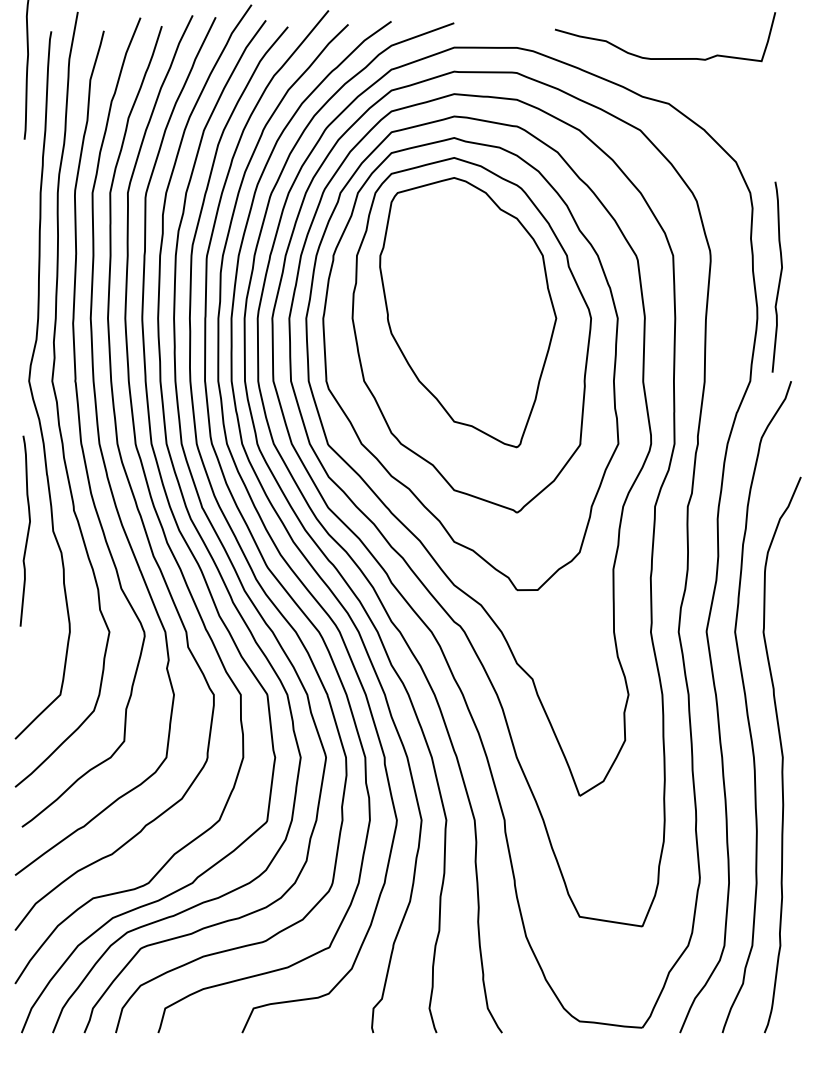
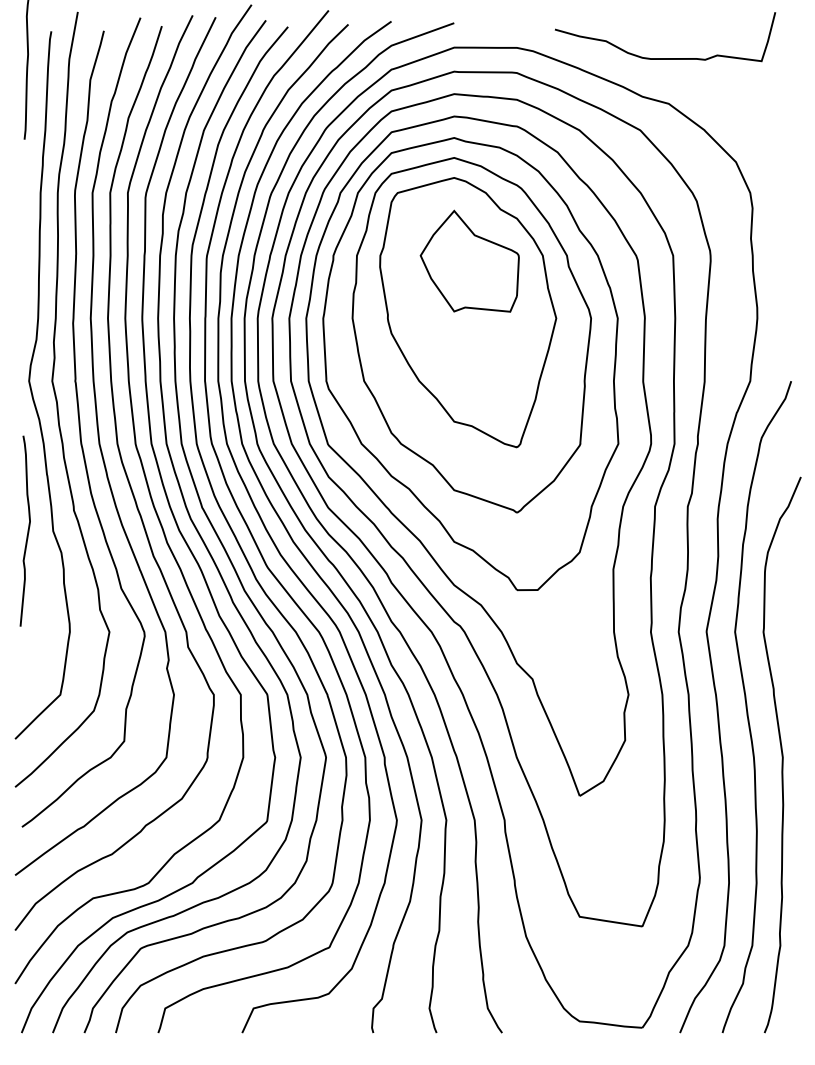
part: none -> present (469, 260)
curve: present -> none (779, 276)
